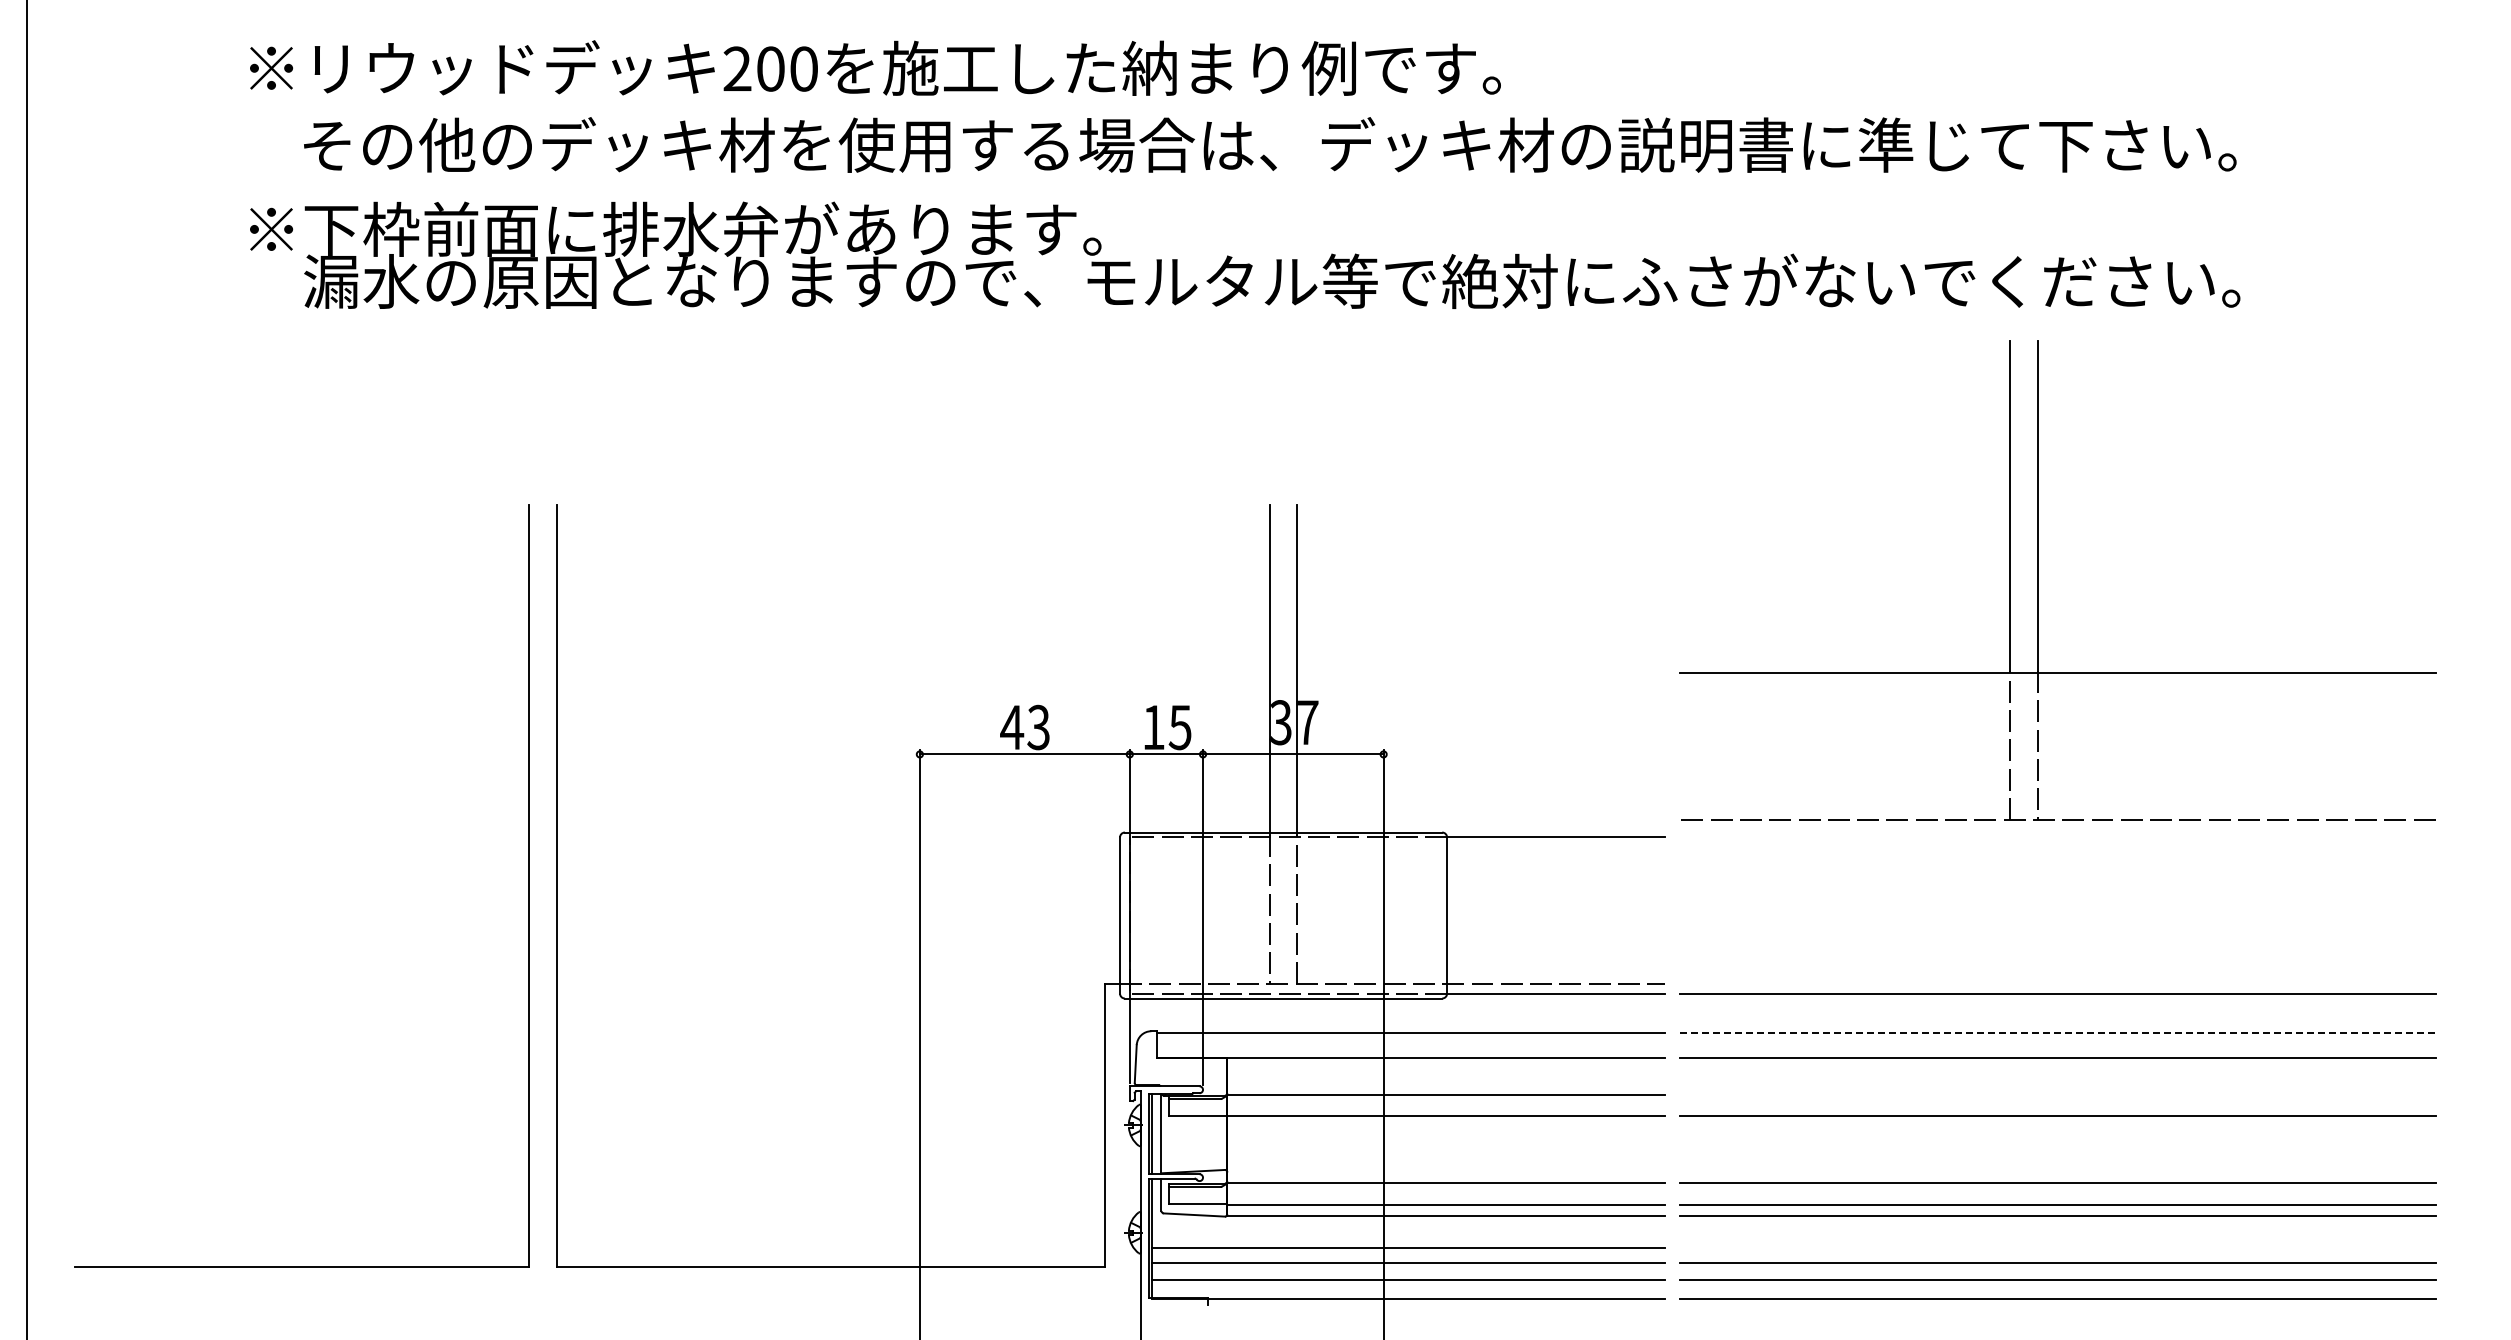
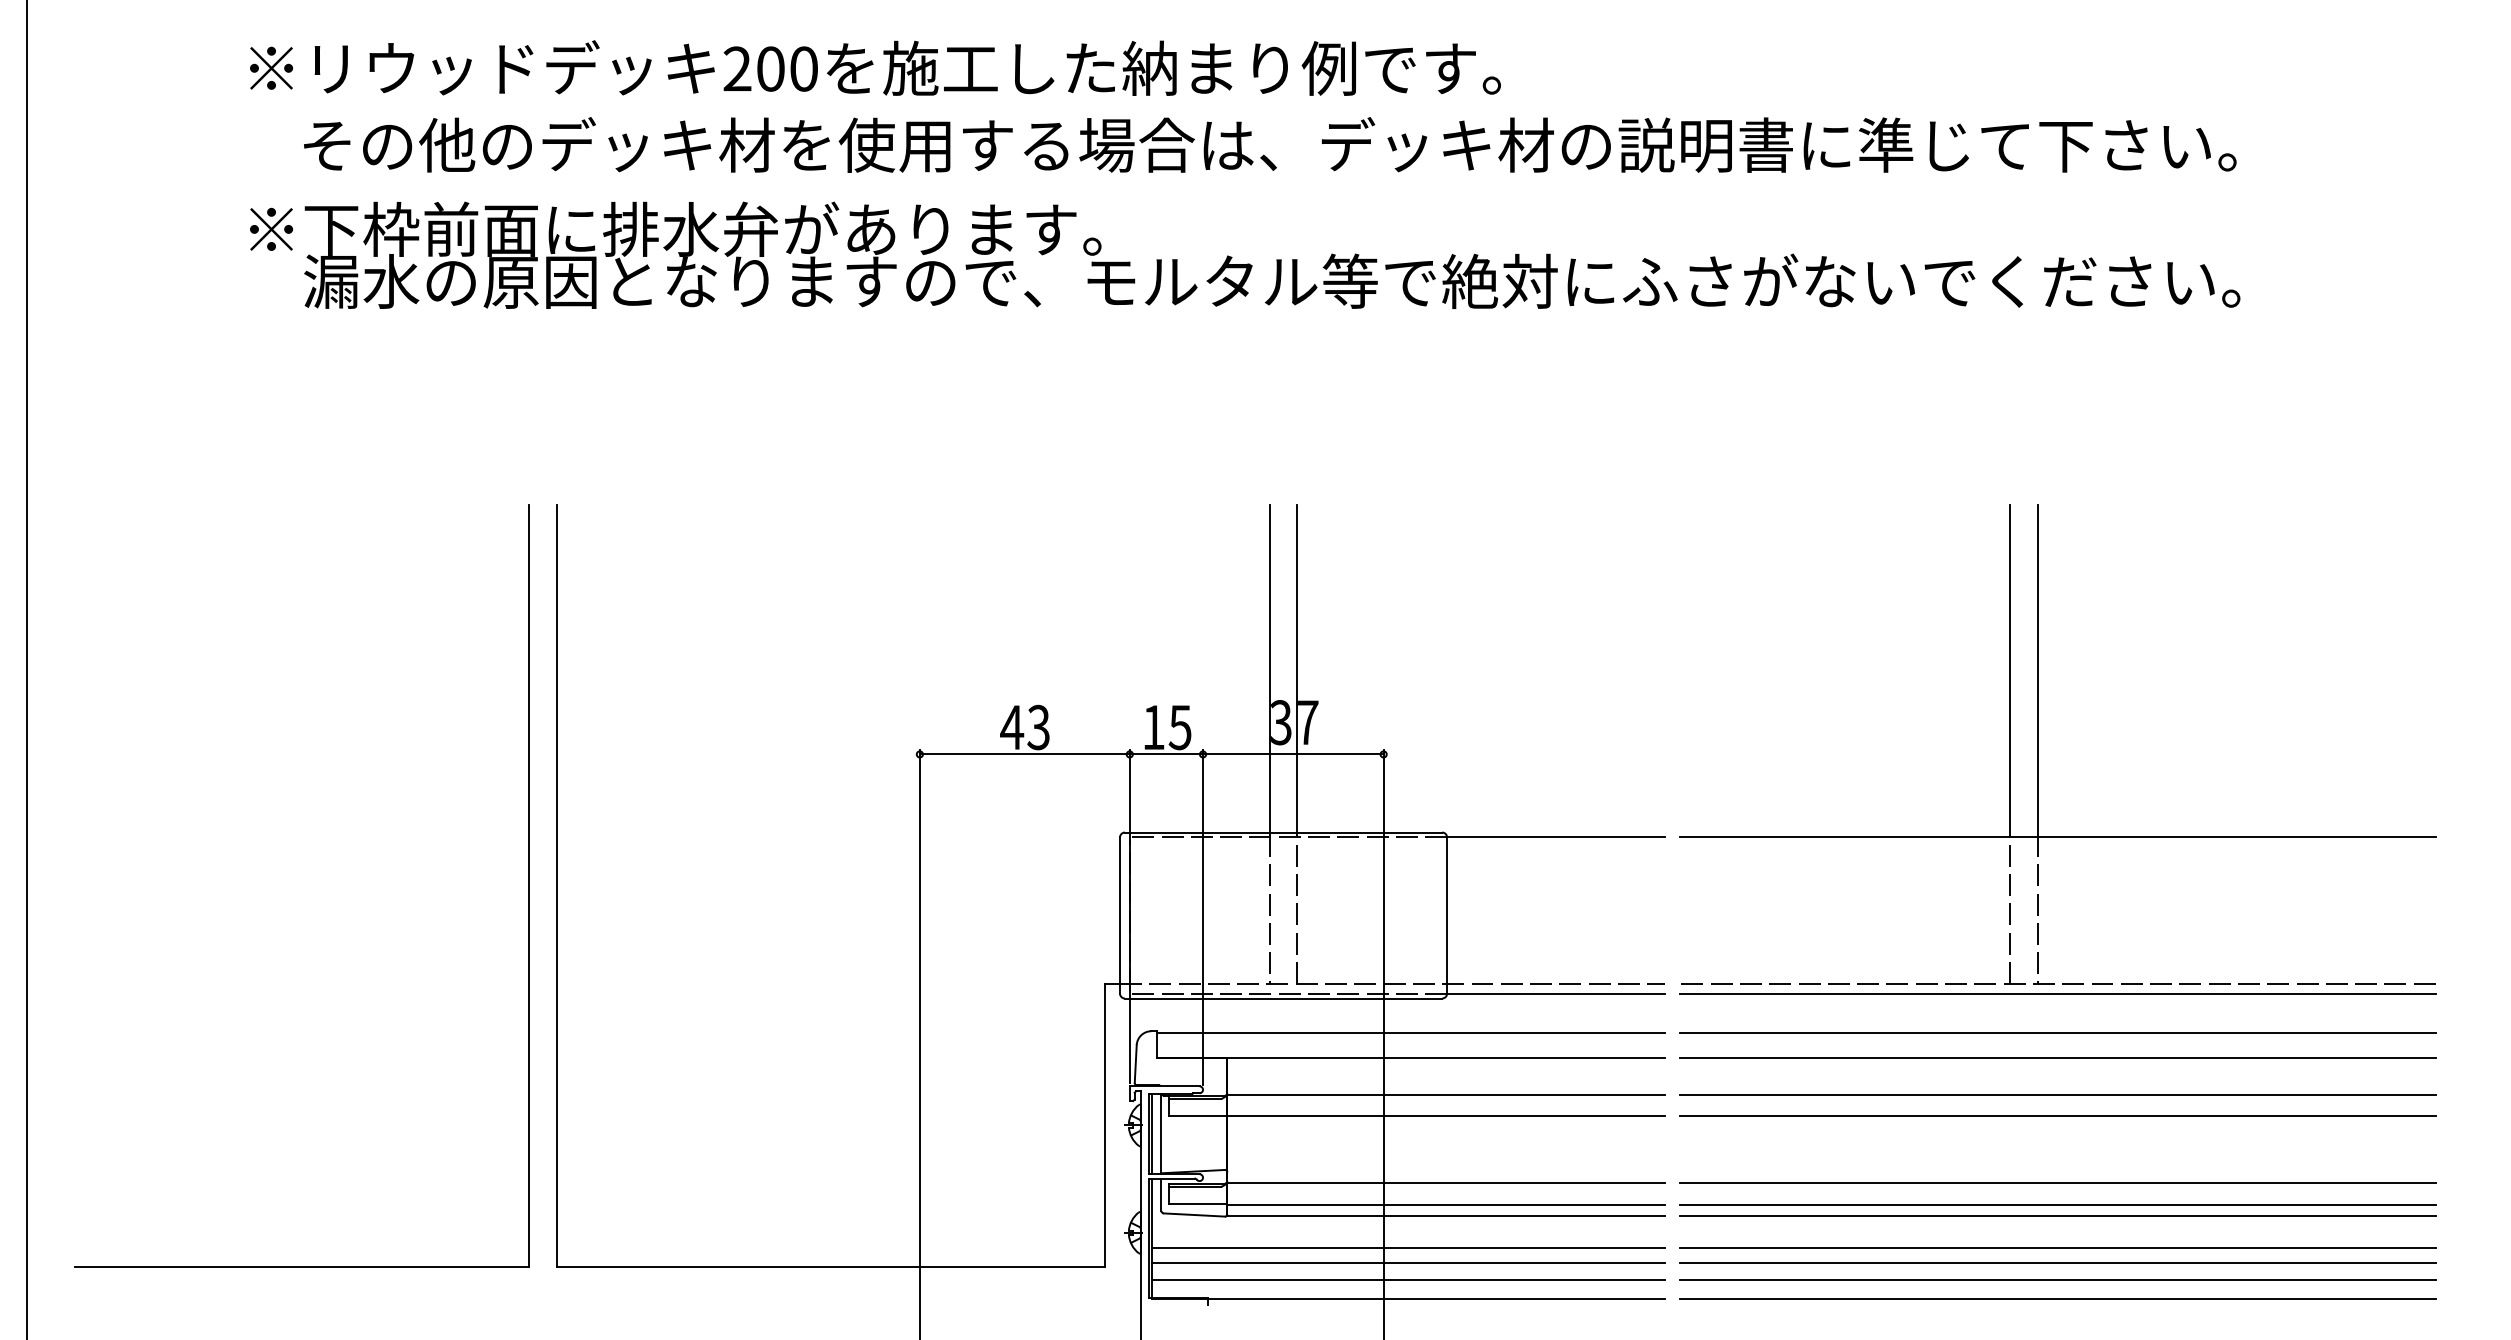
part position: (2038, 580) -> (2038, 744) (2038, 744)
line: dashed -> solid (2058, 1032)
line: none -> present (2057, 1094)
line: none -> present (2057, 1248)
